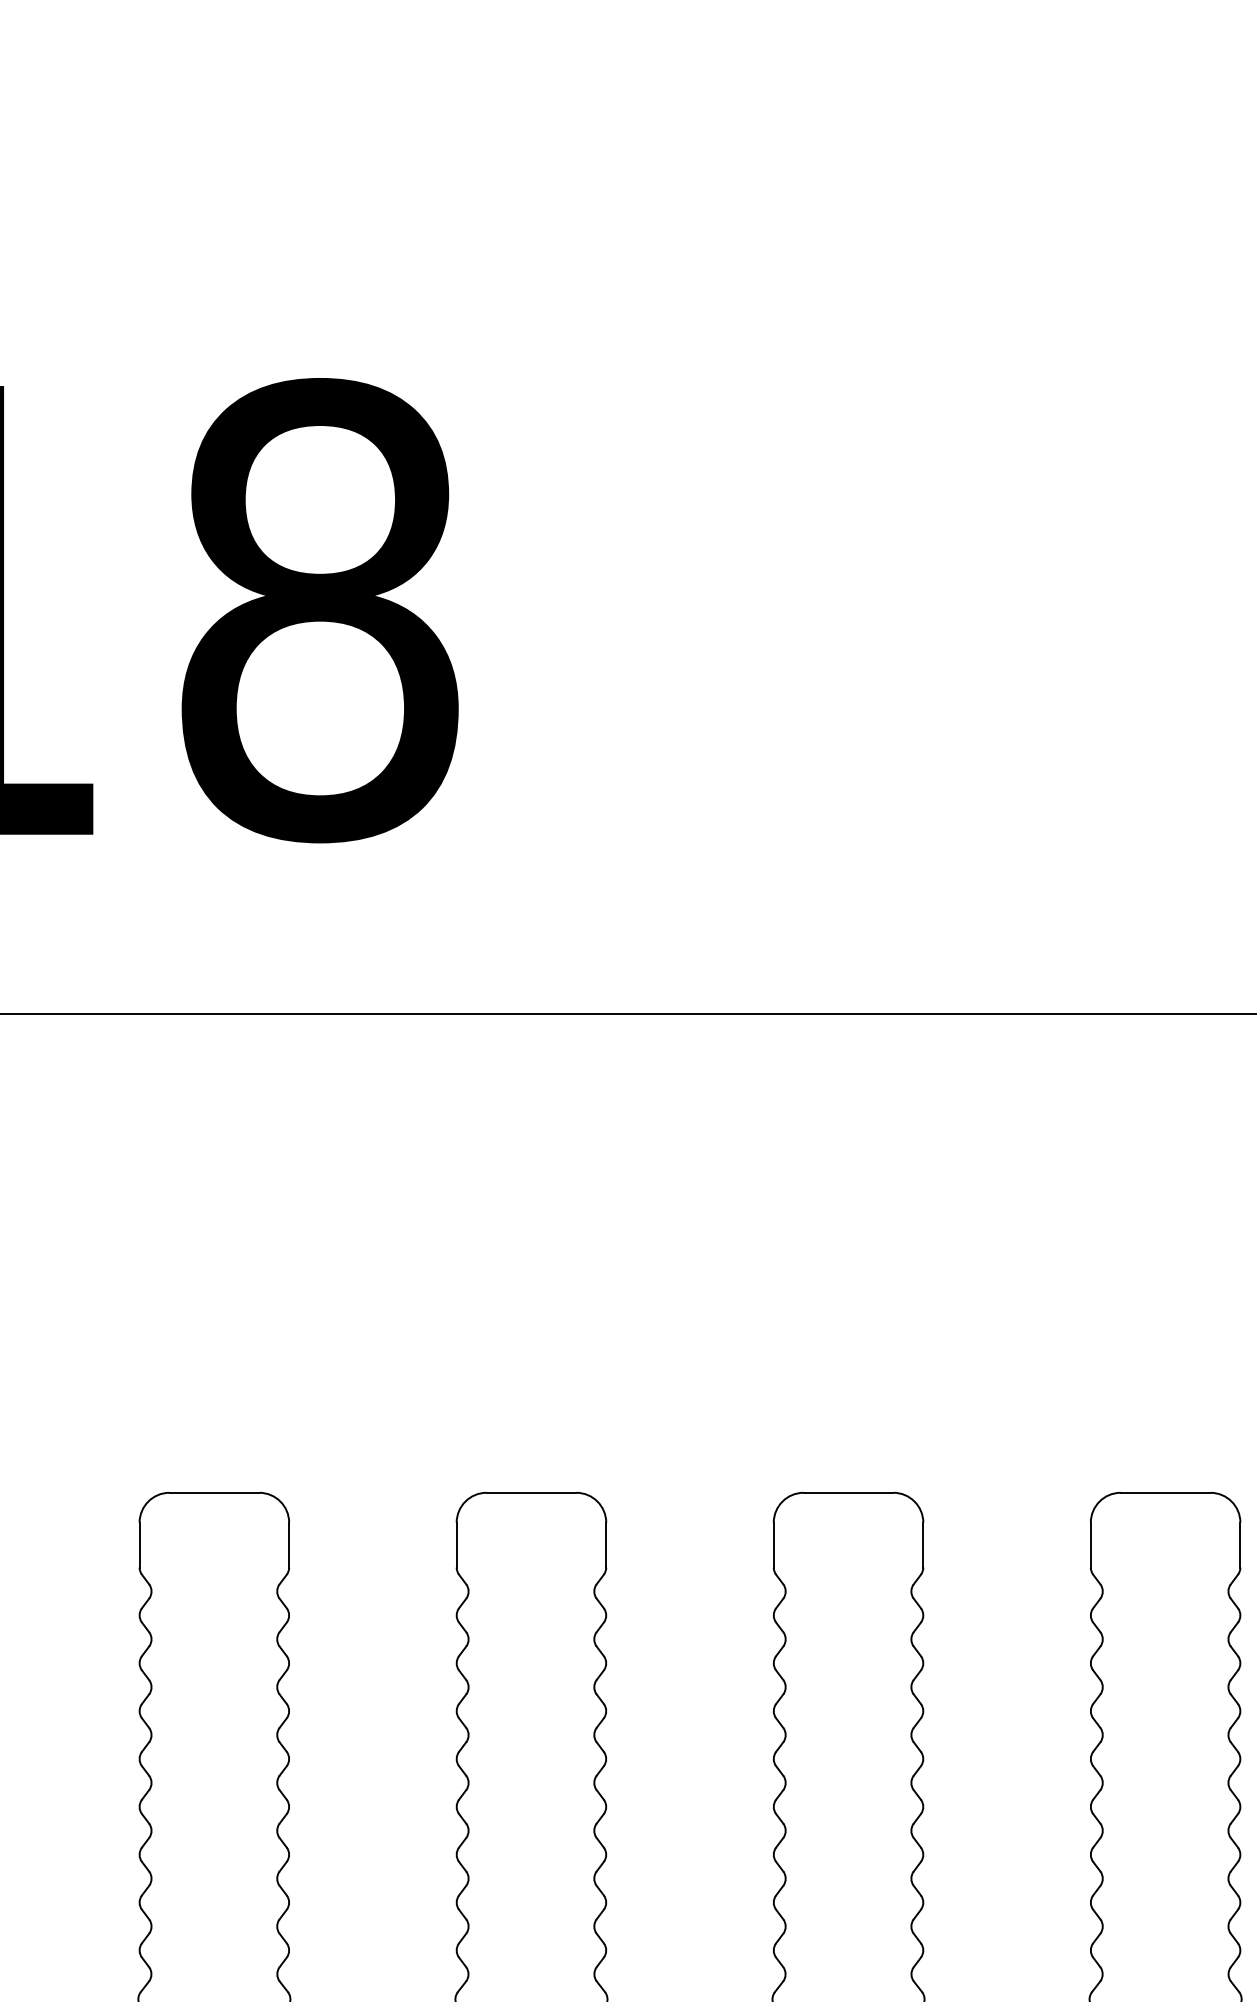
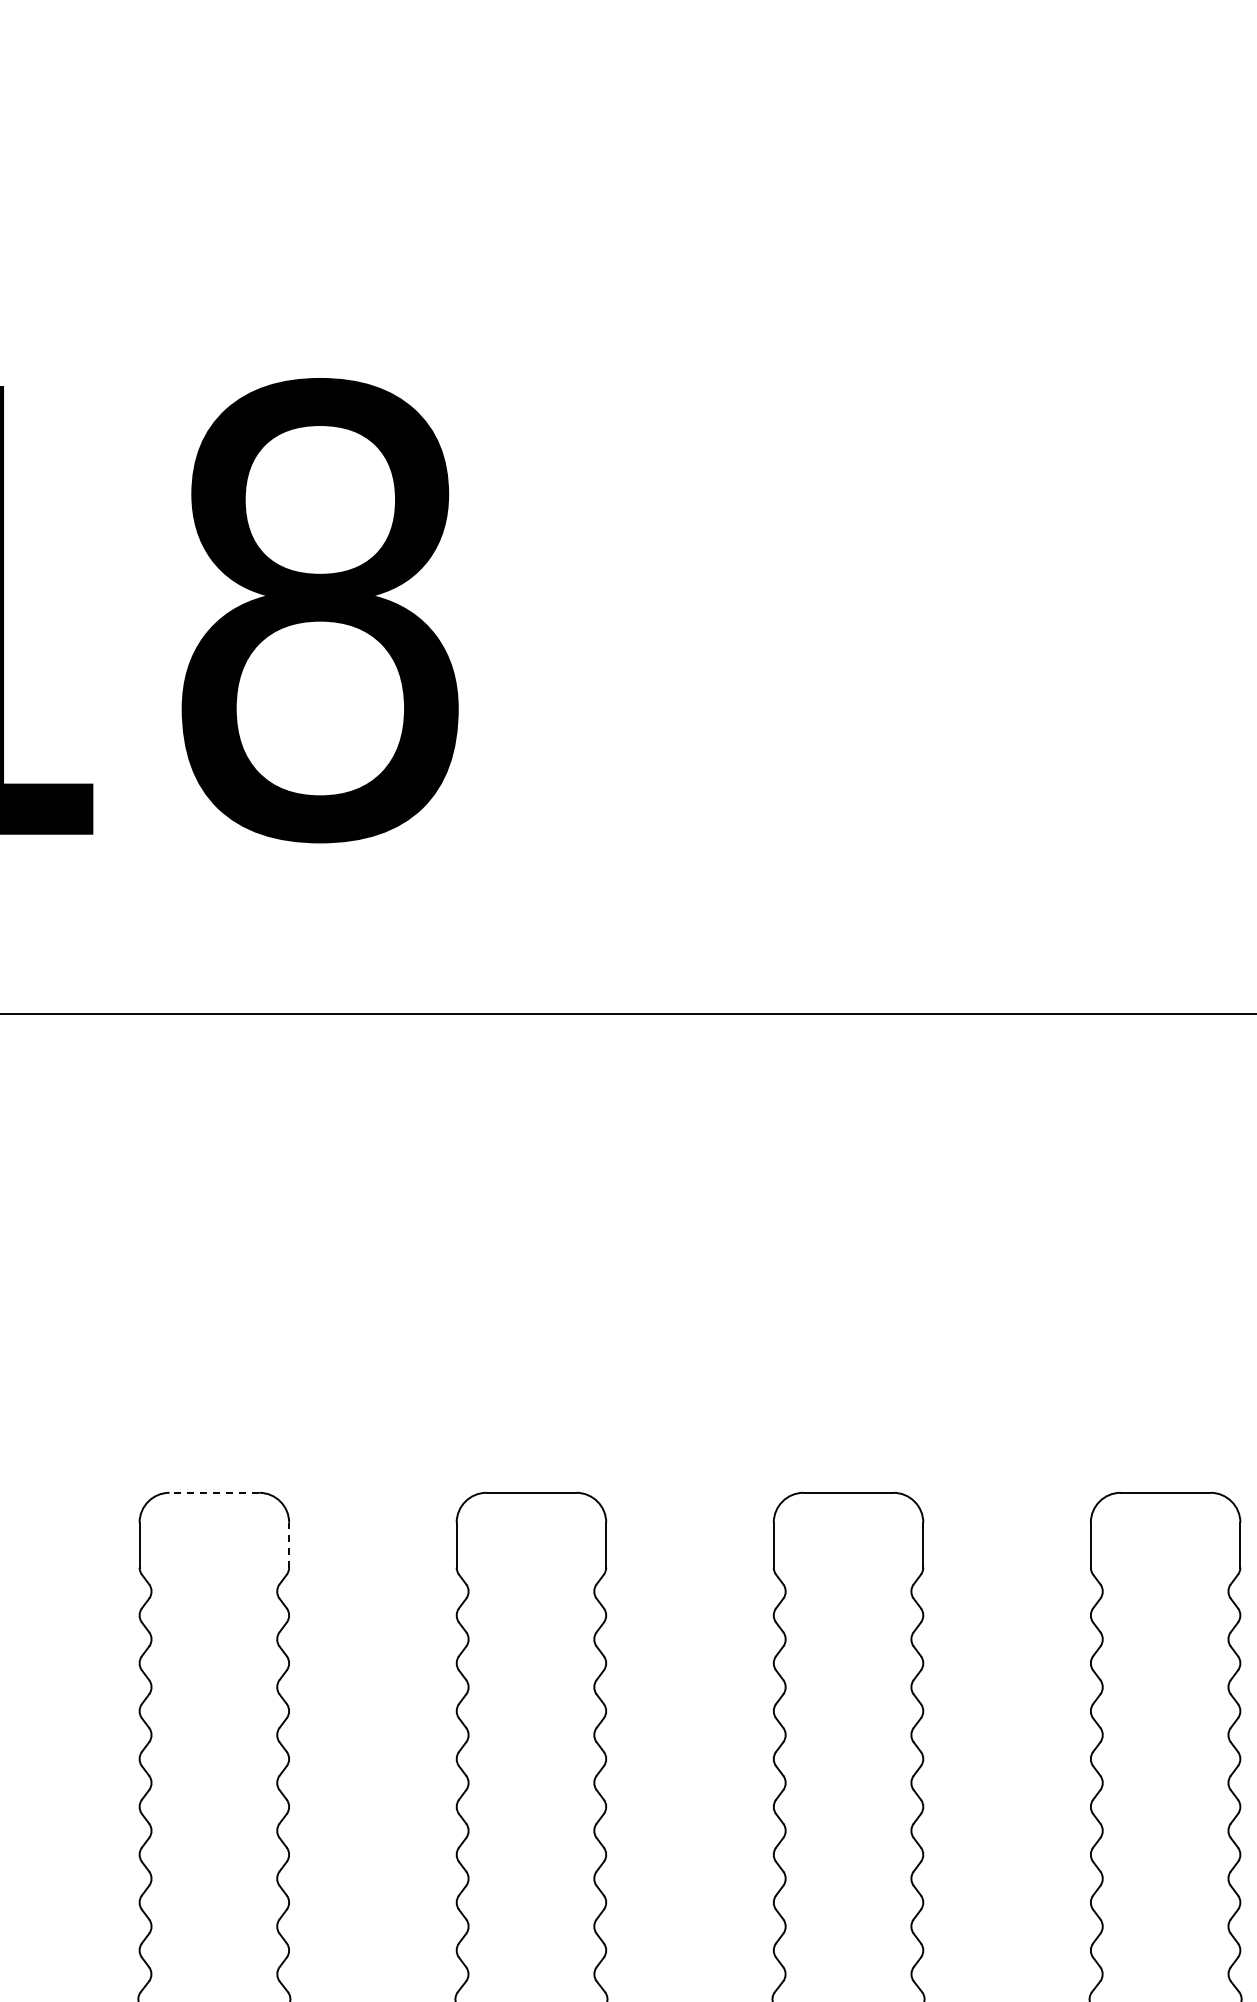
line: solid -> dashed (214, 1492)
line: solid -> dashed (289, 1544)
